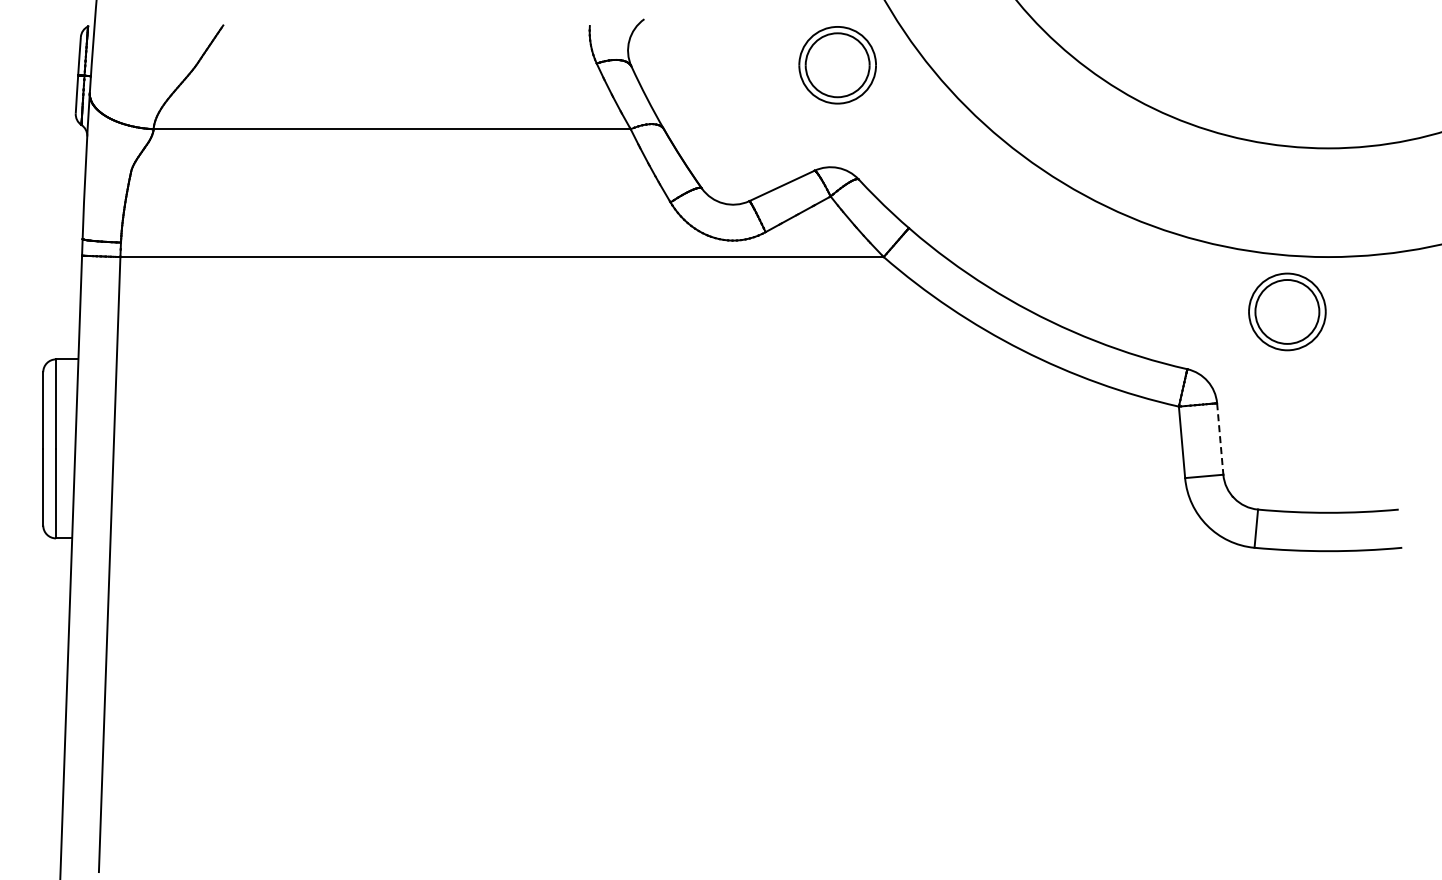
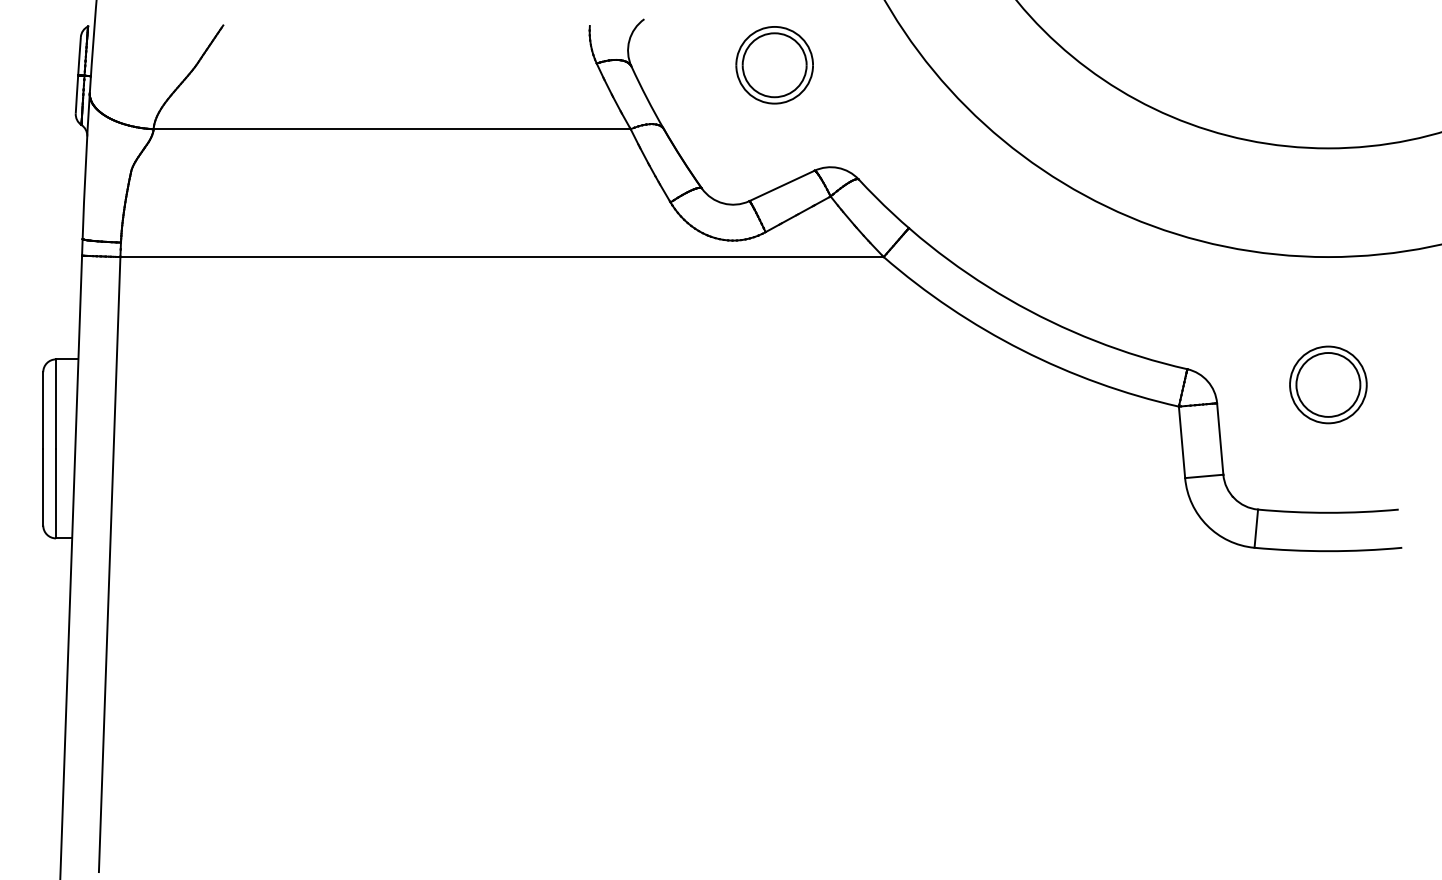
part position: (837, 65) -> (774, 65) (774, 65)
part position: (1287, 311) -> (1328, 384) (1328, 384)
line: dashed -> solid (1220, 439)
